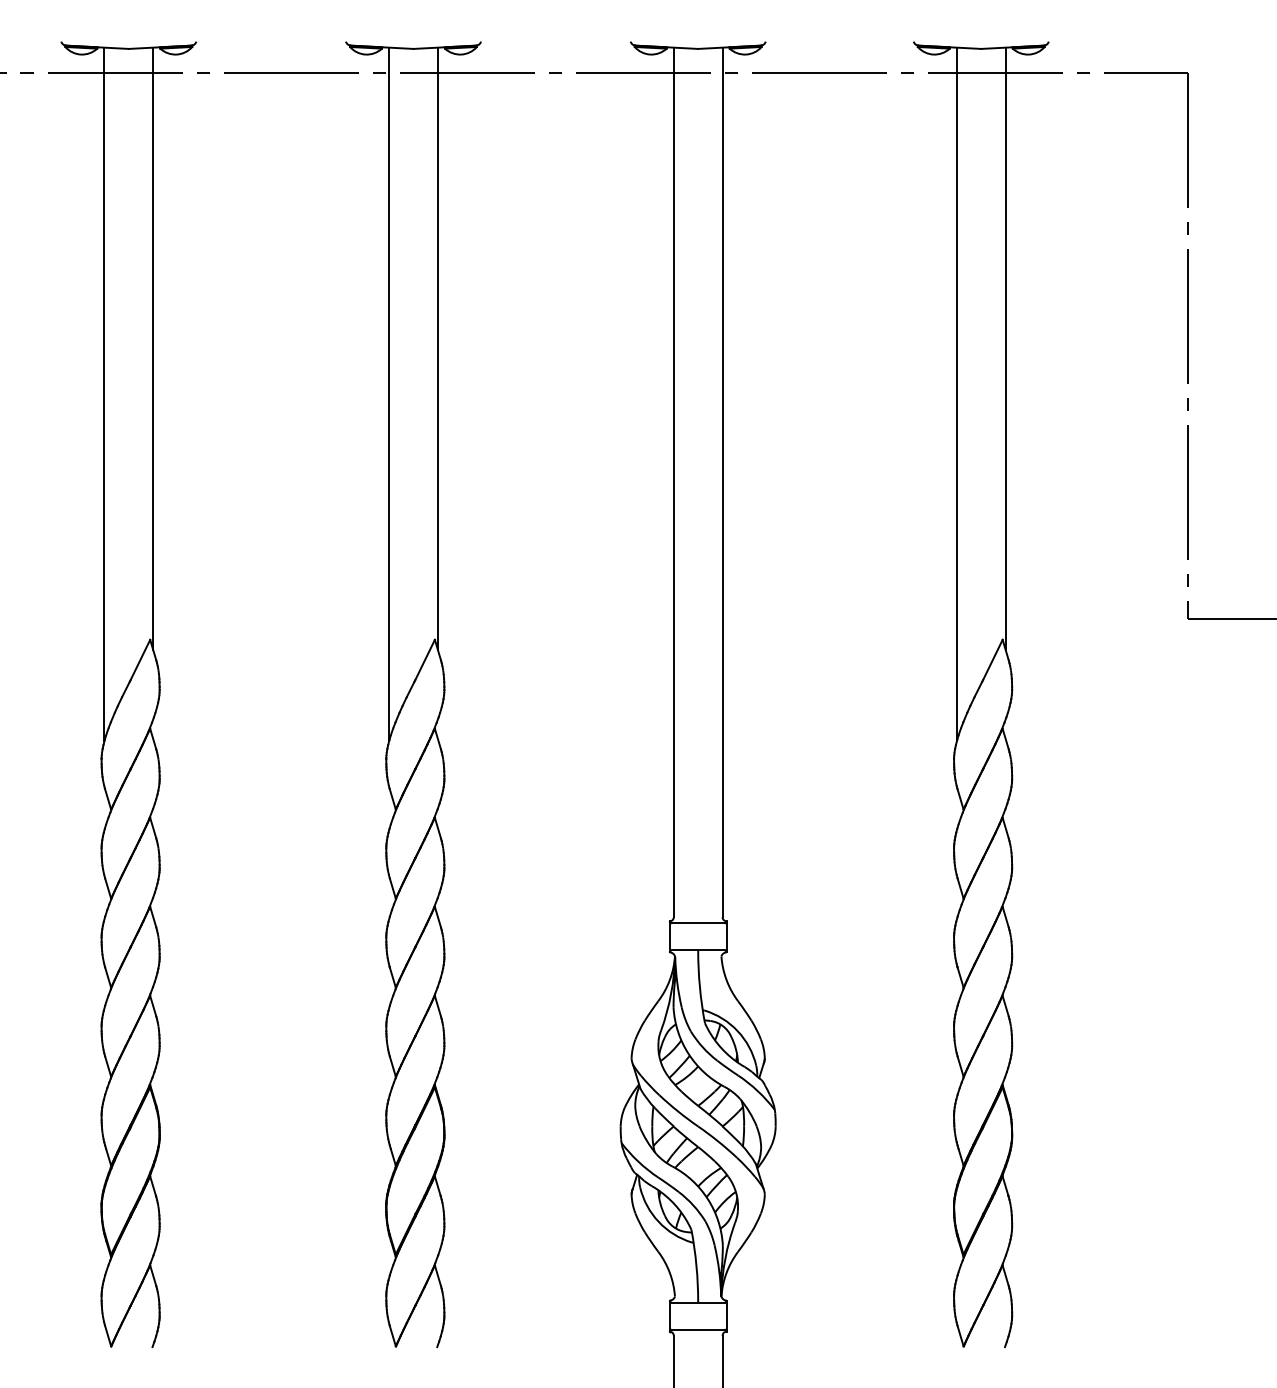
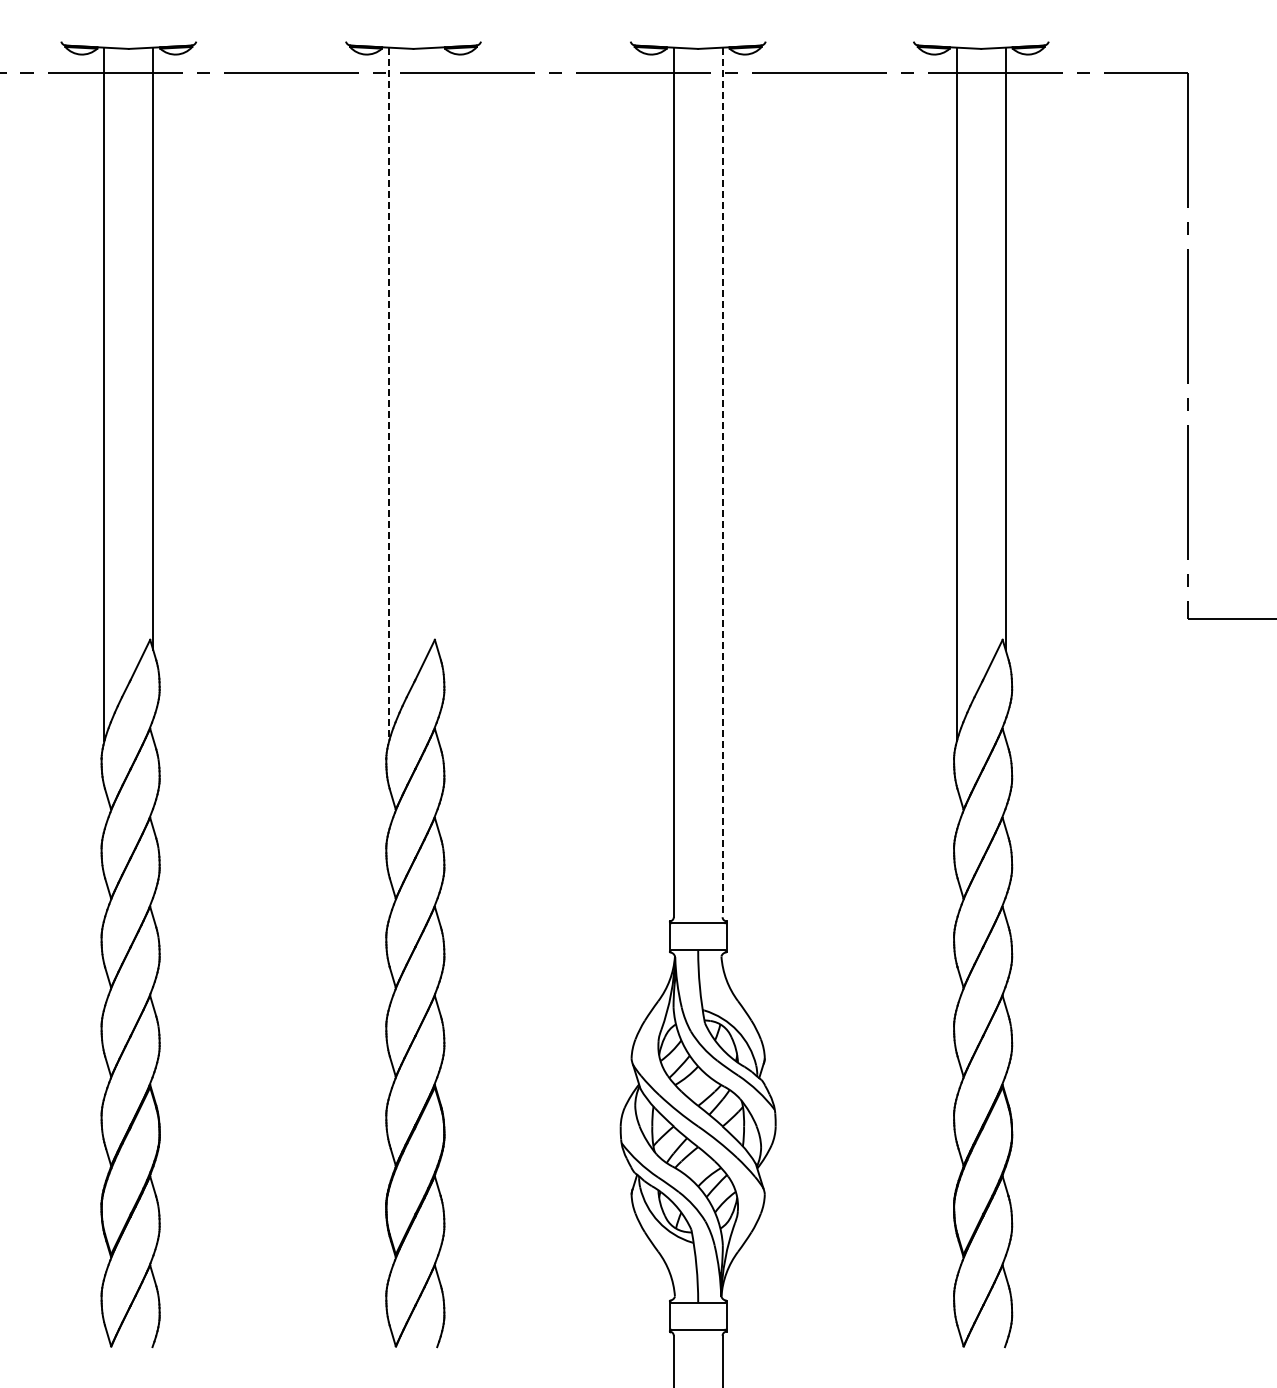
line: present -> none (437, 348)
line: solid -> dashed (389, 394)
line: solid -> dashed (722, 482)
